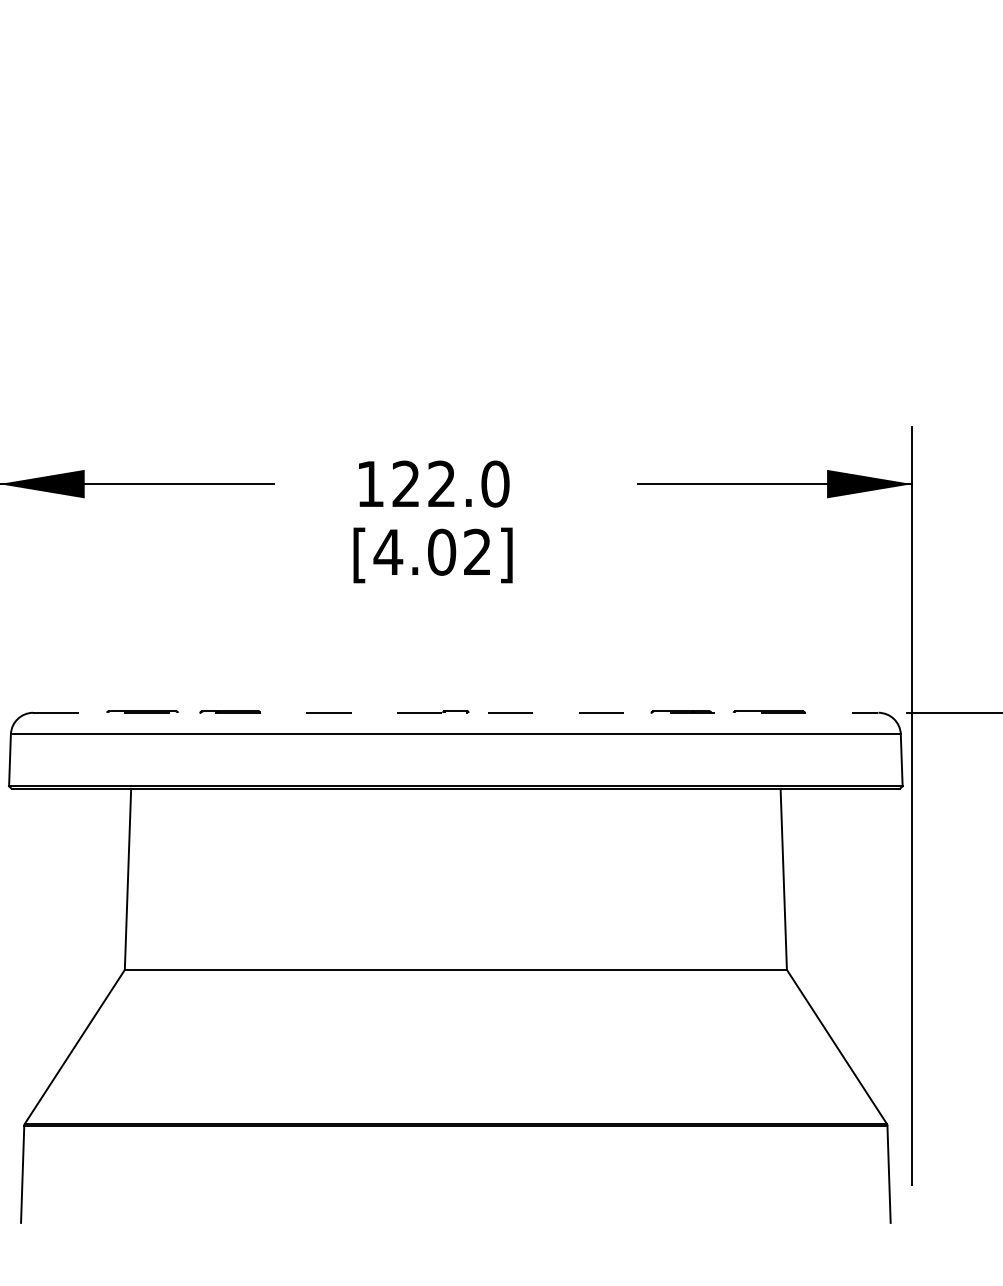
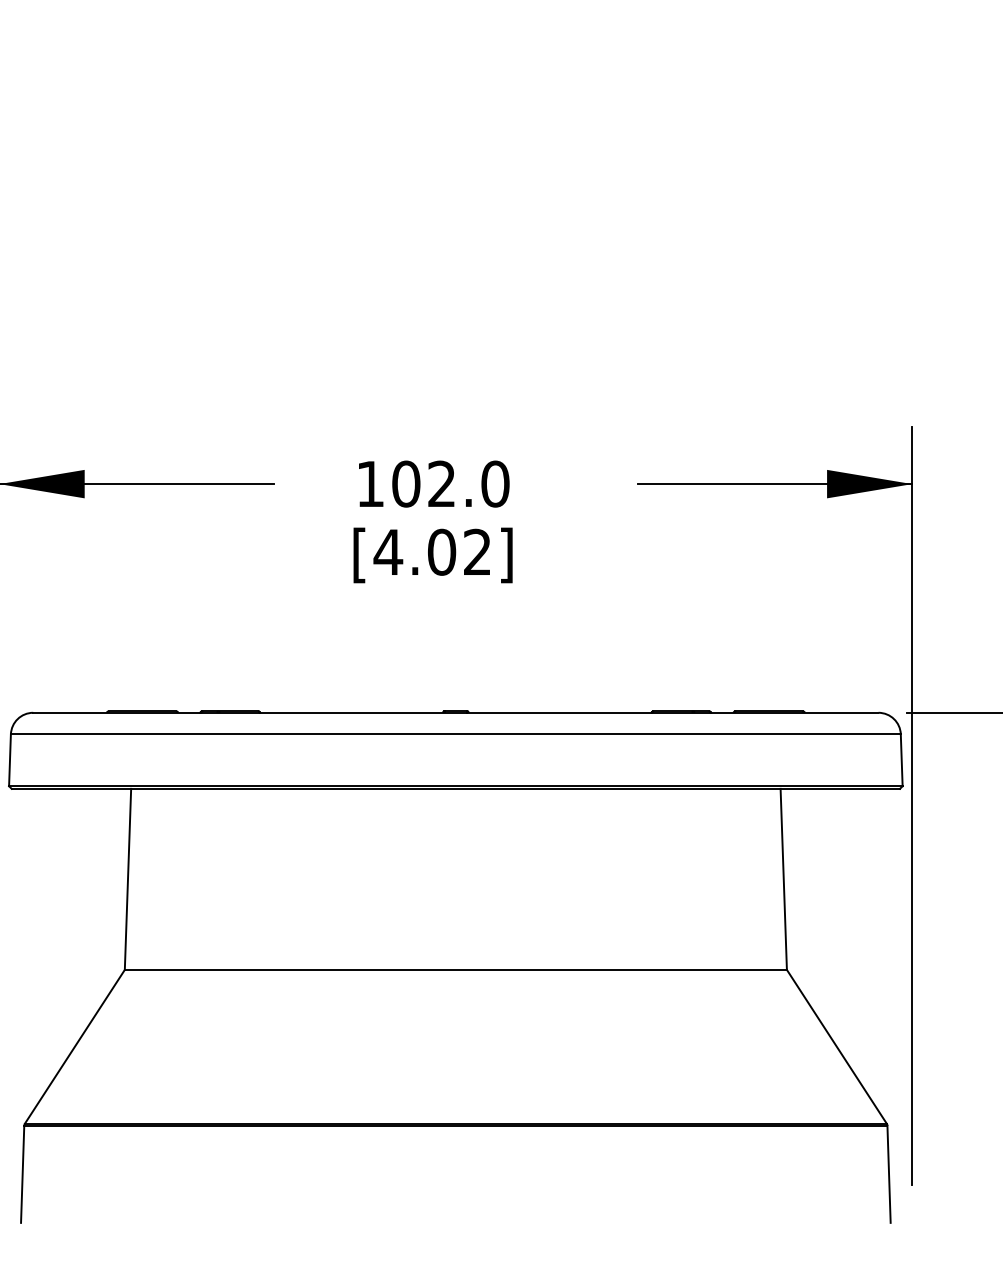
text: 122.0 -> 102.0 (406, 483)
line: dashed -> solid (455, 712)
